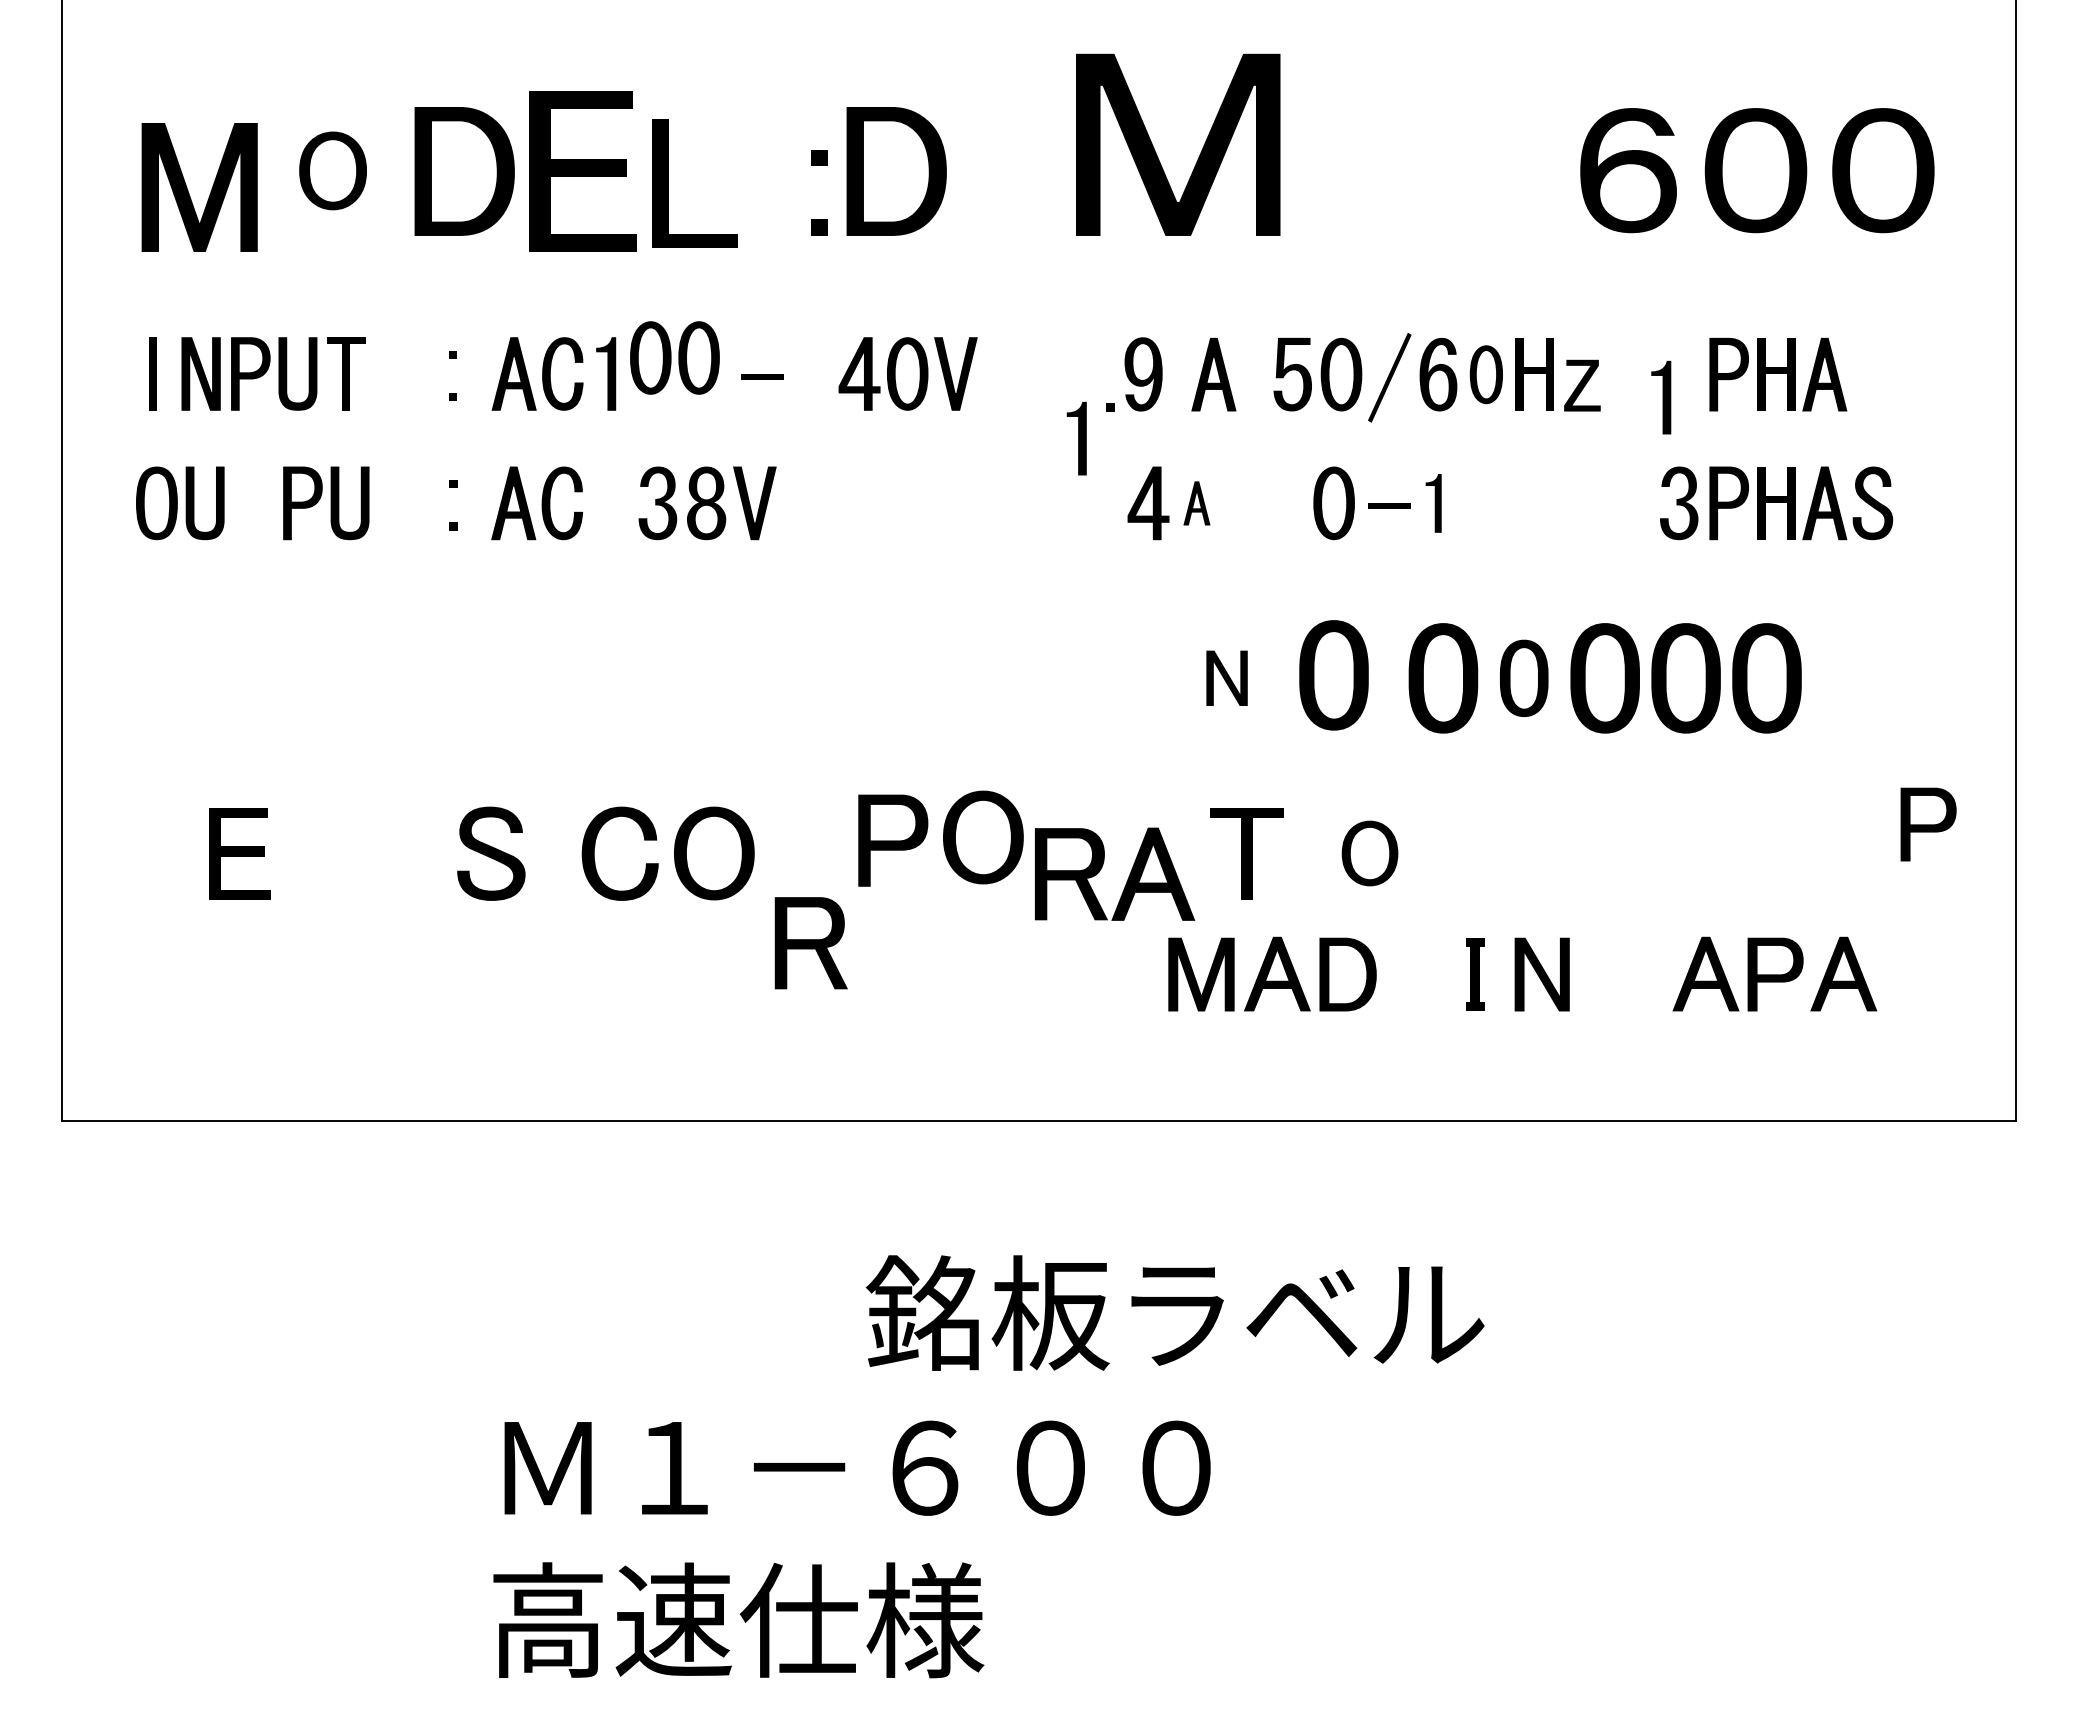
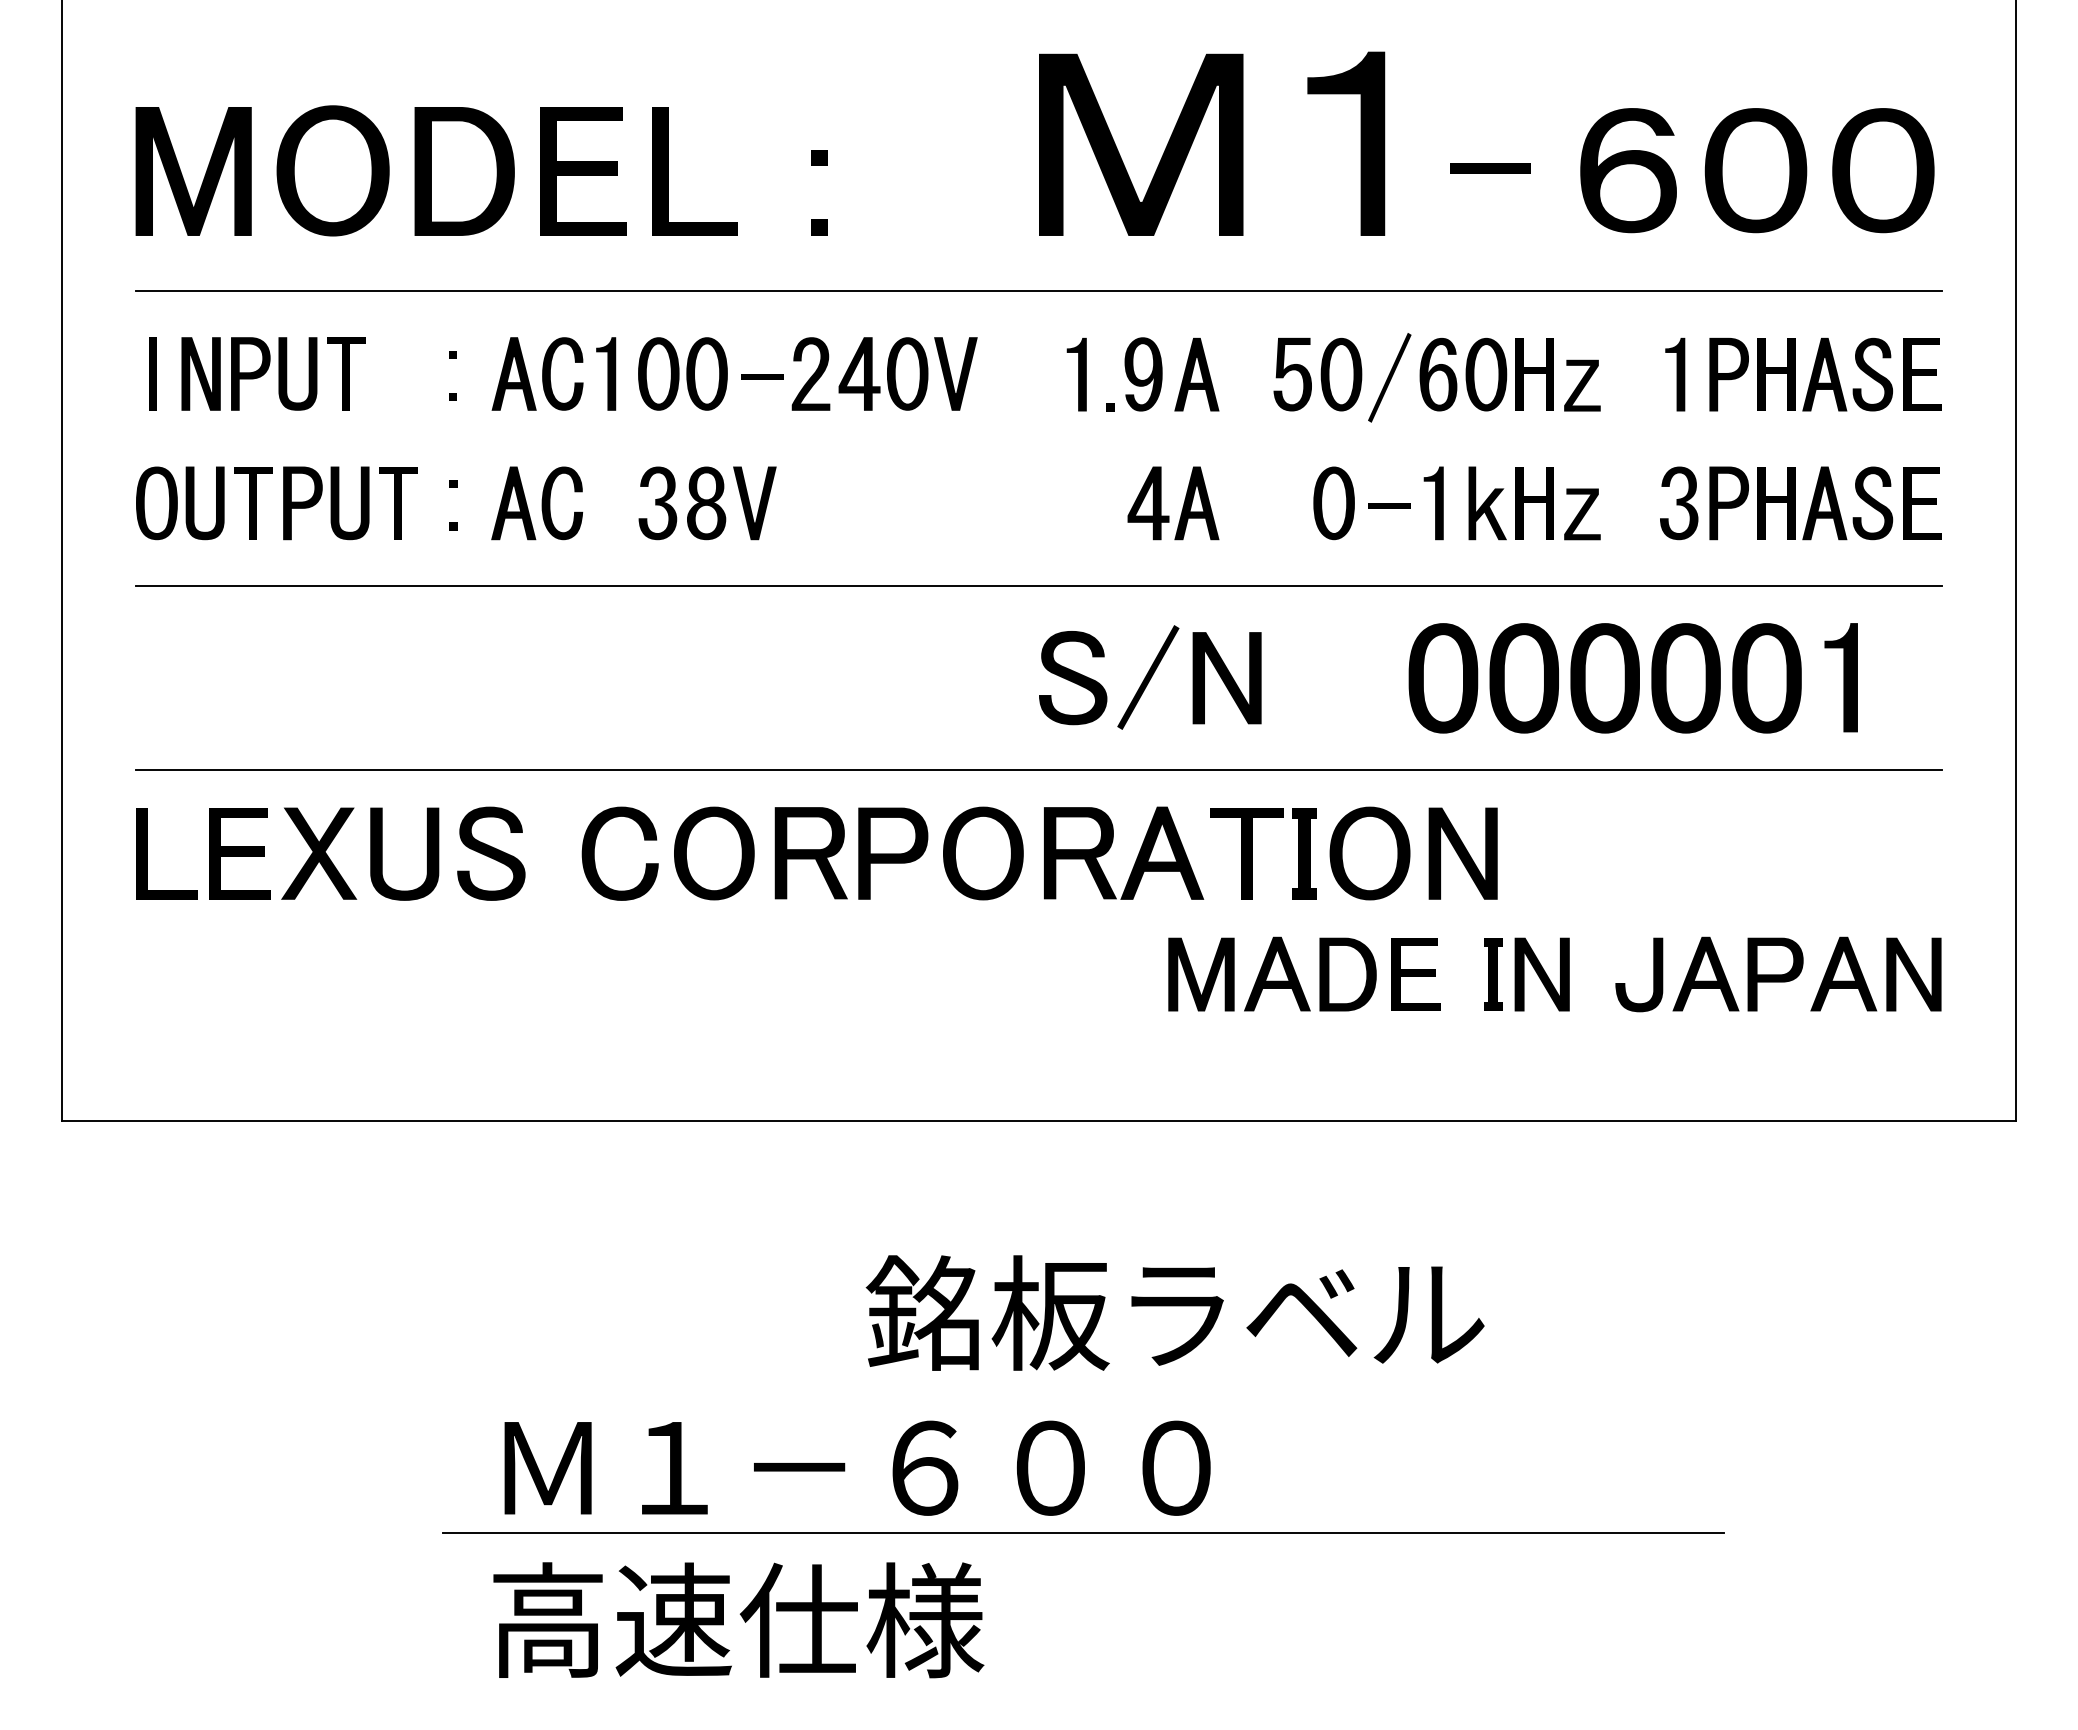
part: none -> present (1360, 143)
part position: (1199, 154) -> (1162, 154) (1162, 154)
fill: none -> present (1490, 168)
part size: 68x80 px -> 114x132 px (332, 170)
part size: 108x161 px -> 87x129 px (583, 171)
part: present -> none (896, 171)
part position: (668, 183) -> (668, 171) (668, 171)
part position: (188, 190) -> (182, 174) (182, 174)
line: none -> present (1038, 291)
part position: (674, 357) -> (682, 373) (682, 373)
fill: none -> present (810, 373)
part position: (1213, 374) -> (1196, 374) (1196, 374)
part size: 34x60 px -> 43x74 px (1486, 374)
fill: none -> present (1872, 374)
fill: none -> present (1922, 374)
part position: (1661, 397) -> (1675, 374) (1675, 374)
part position: (1076, 438) -> (1076, 374) (1076, 374)
fill: none -> present (253, 503)
part: none -> present (398, 503)
part size: 28x45 px -> 46x75 px (1196, 503)
part size: 17x59 px -> 21x75 px (1433, 503)
fill: none -> present (1487, 503)
fill: none -> present (1534, 503)
part: none -> present (1922, 503)
fill: none -> present (1582, 514)
line: none -> present (1038, 586)
part: present -> none (1333, 675)
fill: none -> present (1072, 677)
fill: none -> present (1148, 677)
part size: 42x56 px -> 70x93 px (1226, 678)
part size: 49x78 px -> 70x111 px (1523, 678)
fill: none -> present (1840, 677)
line: none -> present (1038, 770)
part: present -> none (1928, 824)
part position: (983, 837) -> (983, 853) (983, 853)
part position: (893, 840) -> (893, 853) (893, 853)
part: none -> present (147, 853)
fill: none -> present (318, 853)
fill: none -> present (404, 853)
fill: none -> present (1304, 853)
part size: 58x67 px -> 82x95 px (1369, 853)
fill: none -> present (1462, 853)
part position: (1128, 876) -> (1137, 855) (1137, 855)
part position: (810, 943) -> (810, 853) (810, 853)
fill: none -> present (1415, 974)
part position: (1475, 974) -> (1493, 974) (1493, 974)
part: none -> present (1653, 974)
fill: none -> present (1913, 974)
line: none -> present (1082, 1532)
